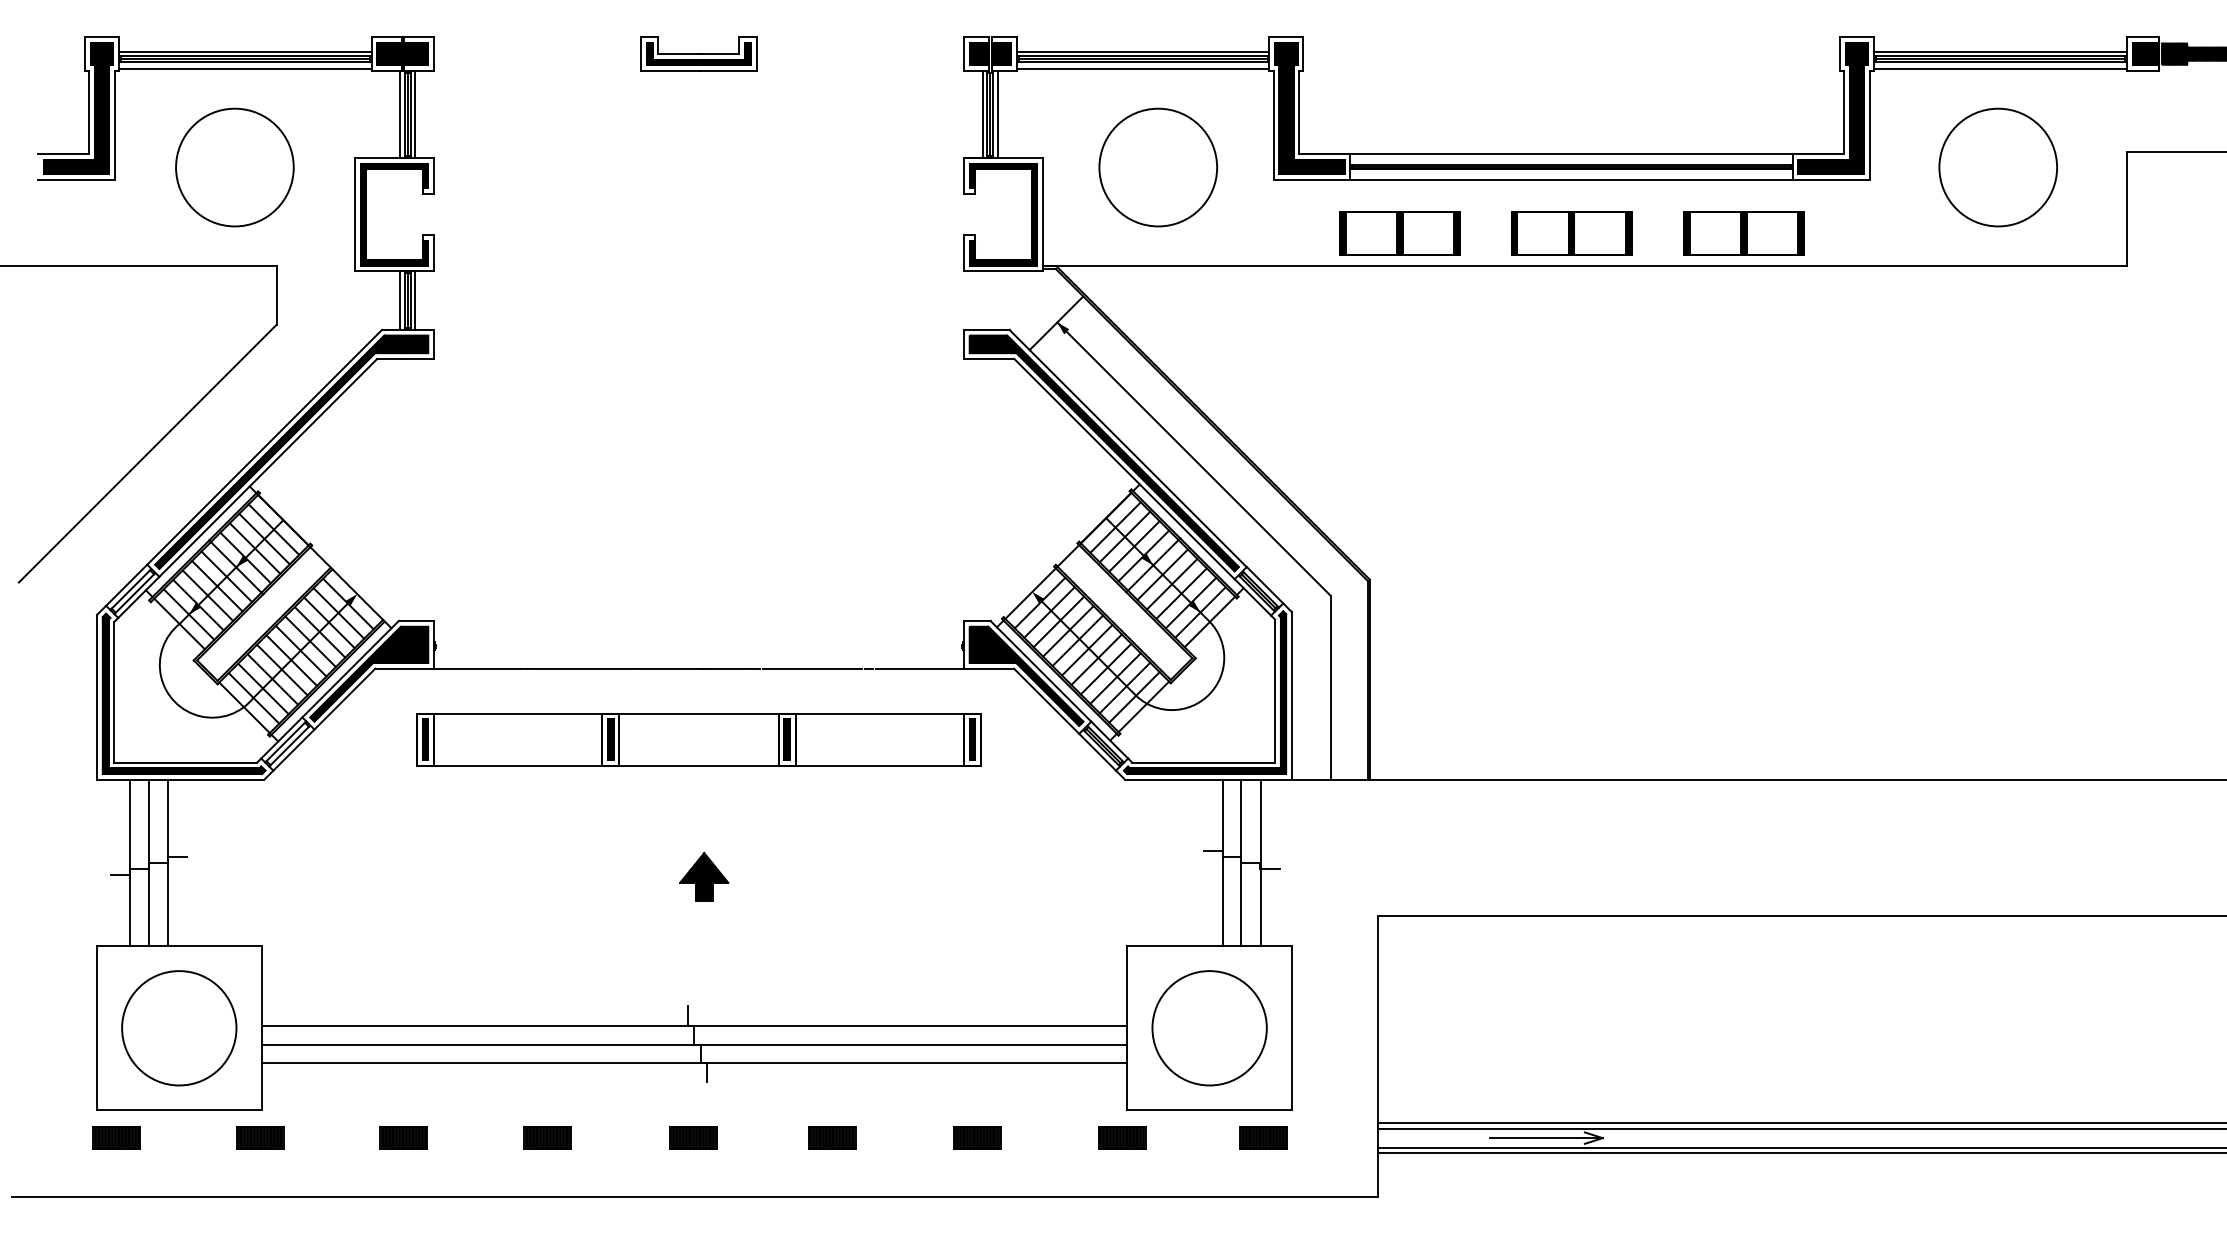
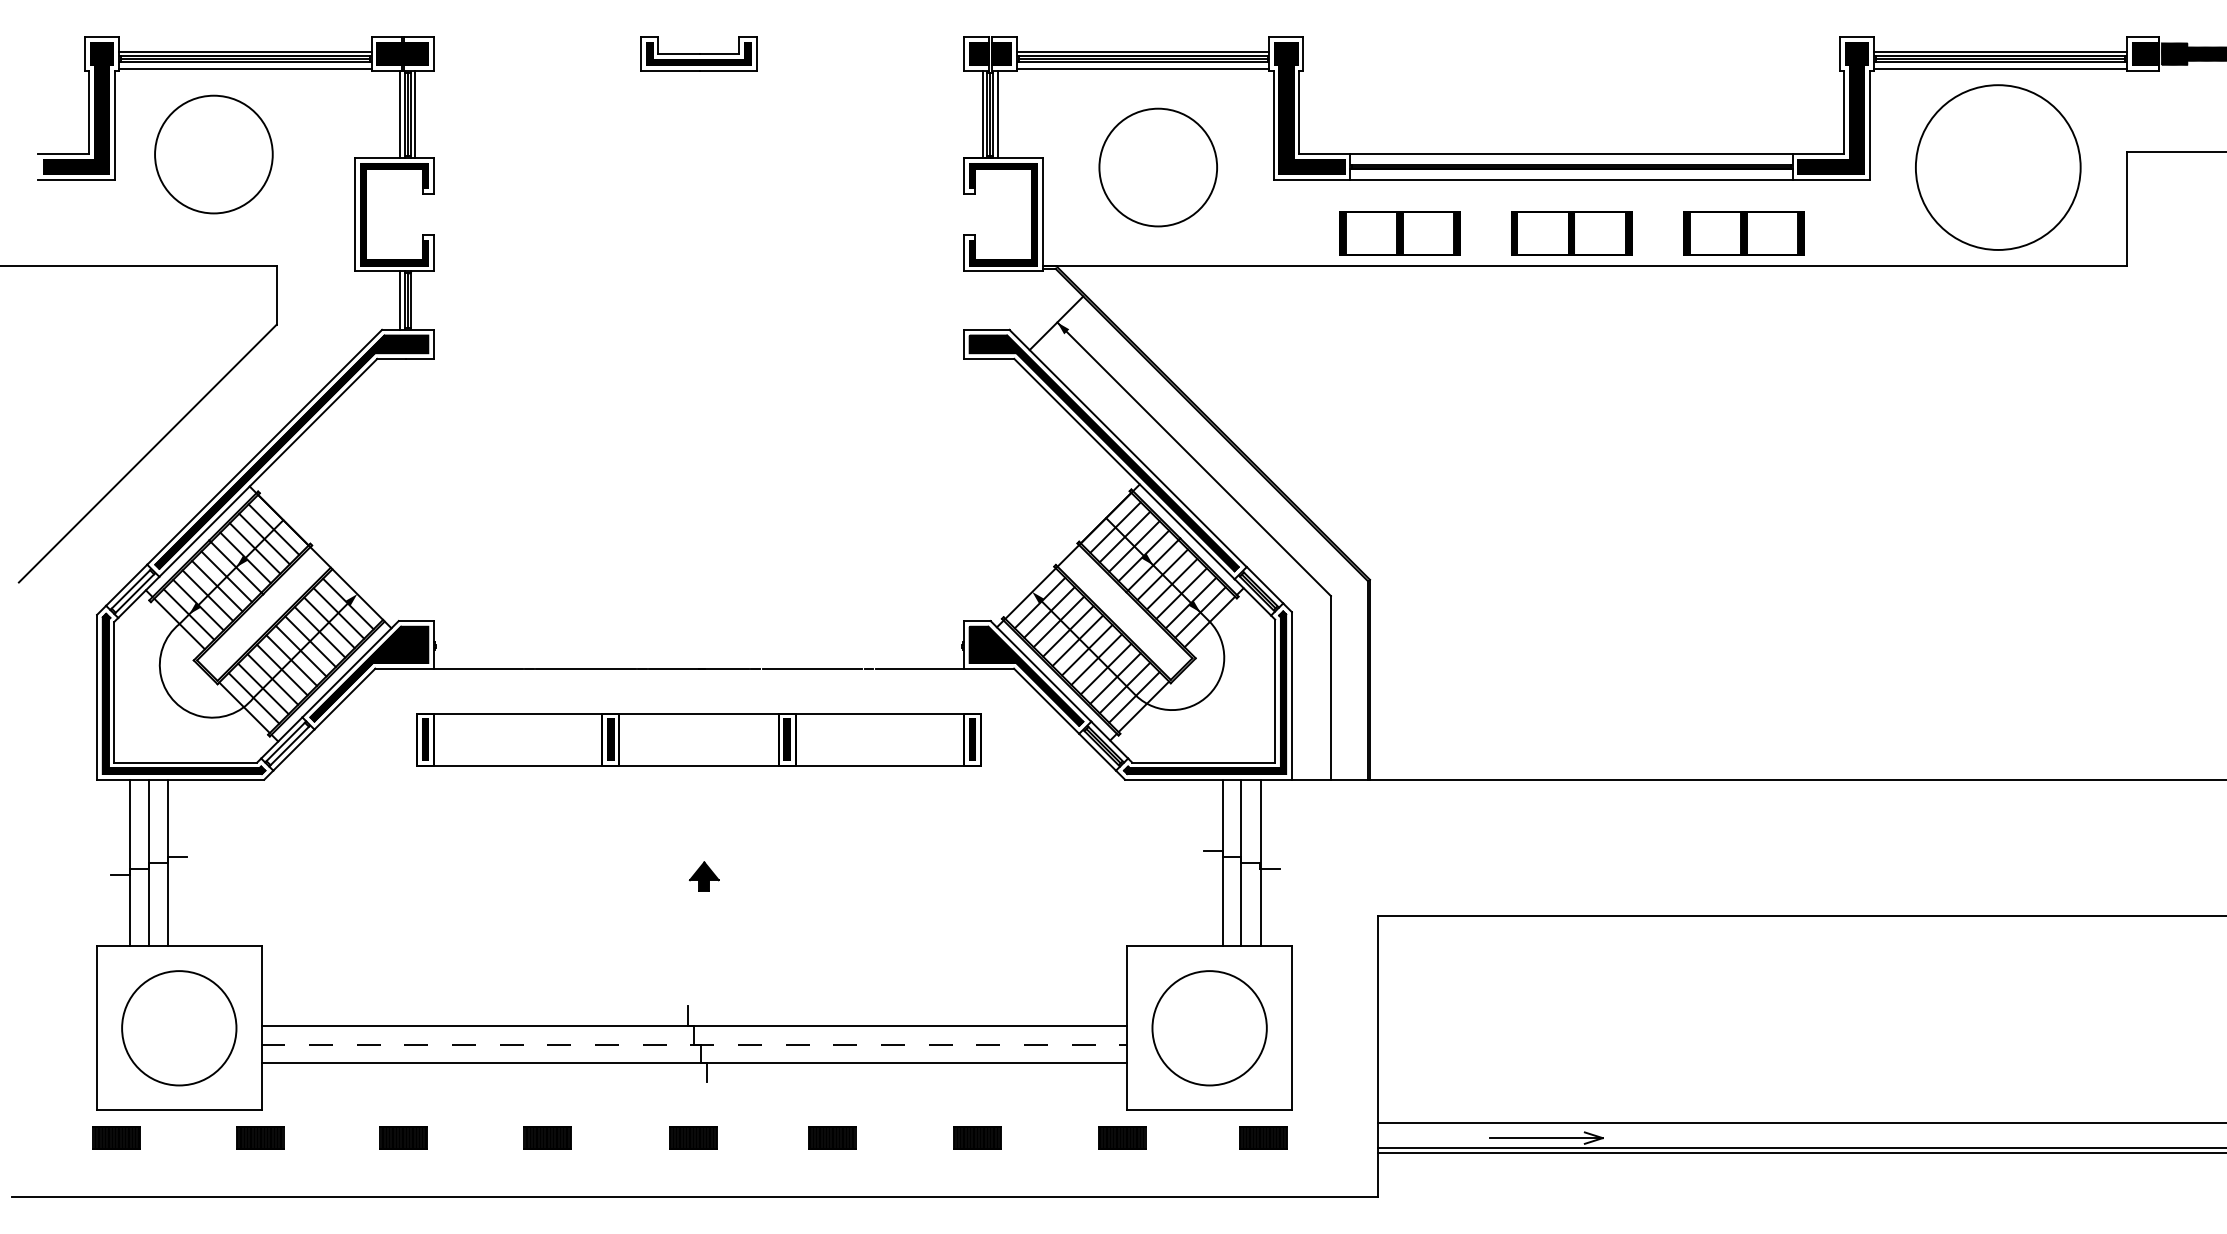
circle position: (234, 167) -> (213, 154) (213, 154)
circle diameter: 118 px -> 165 px (1997, 167)
line: present -> none (414, 300)
part size: 51x51 px -> 31x31 px (704, 876)
line: solid -> dashed (694, 1044)
line: present -> none (1800, 1128)
